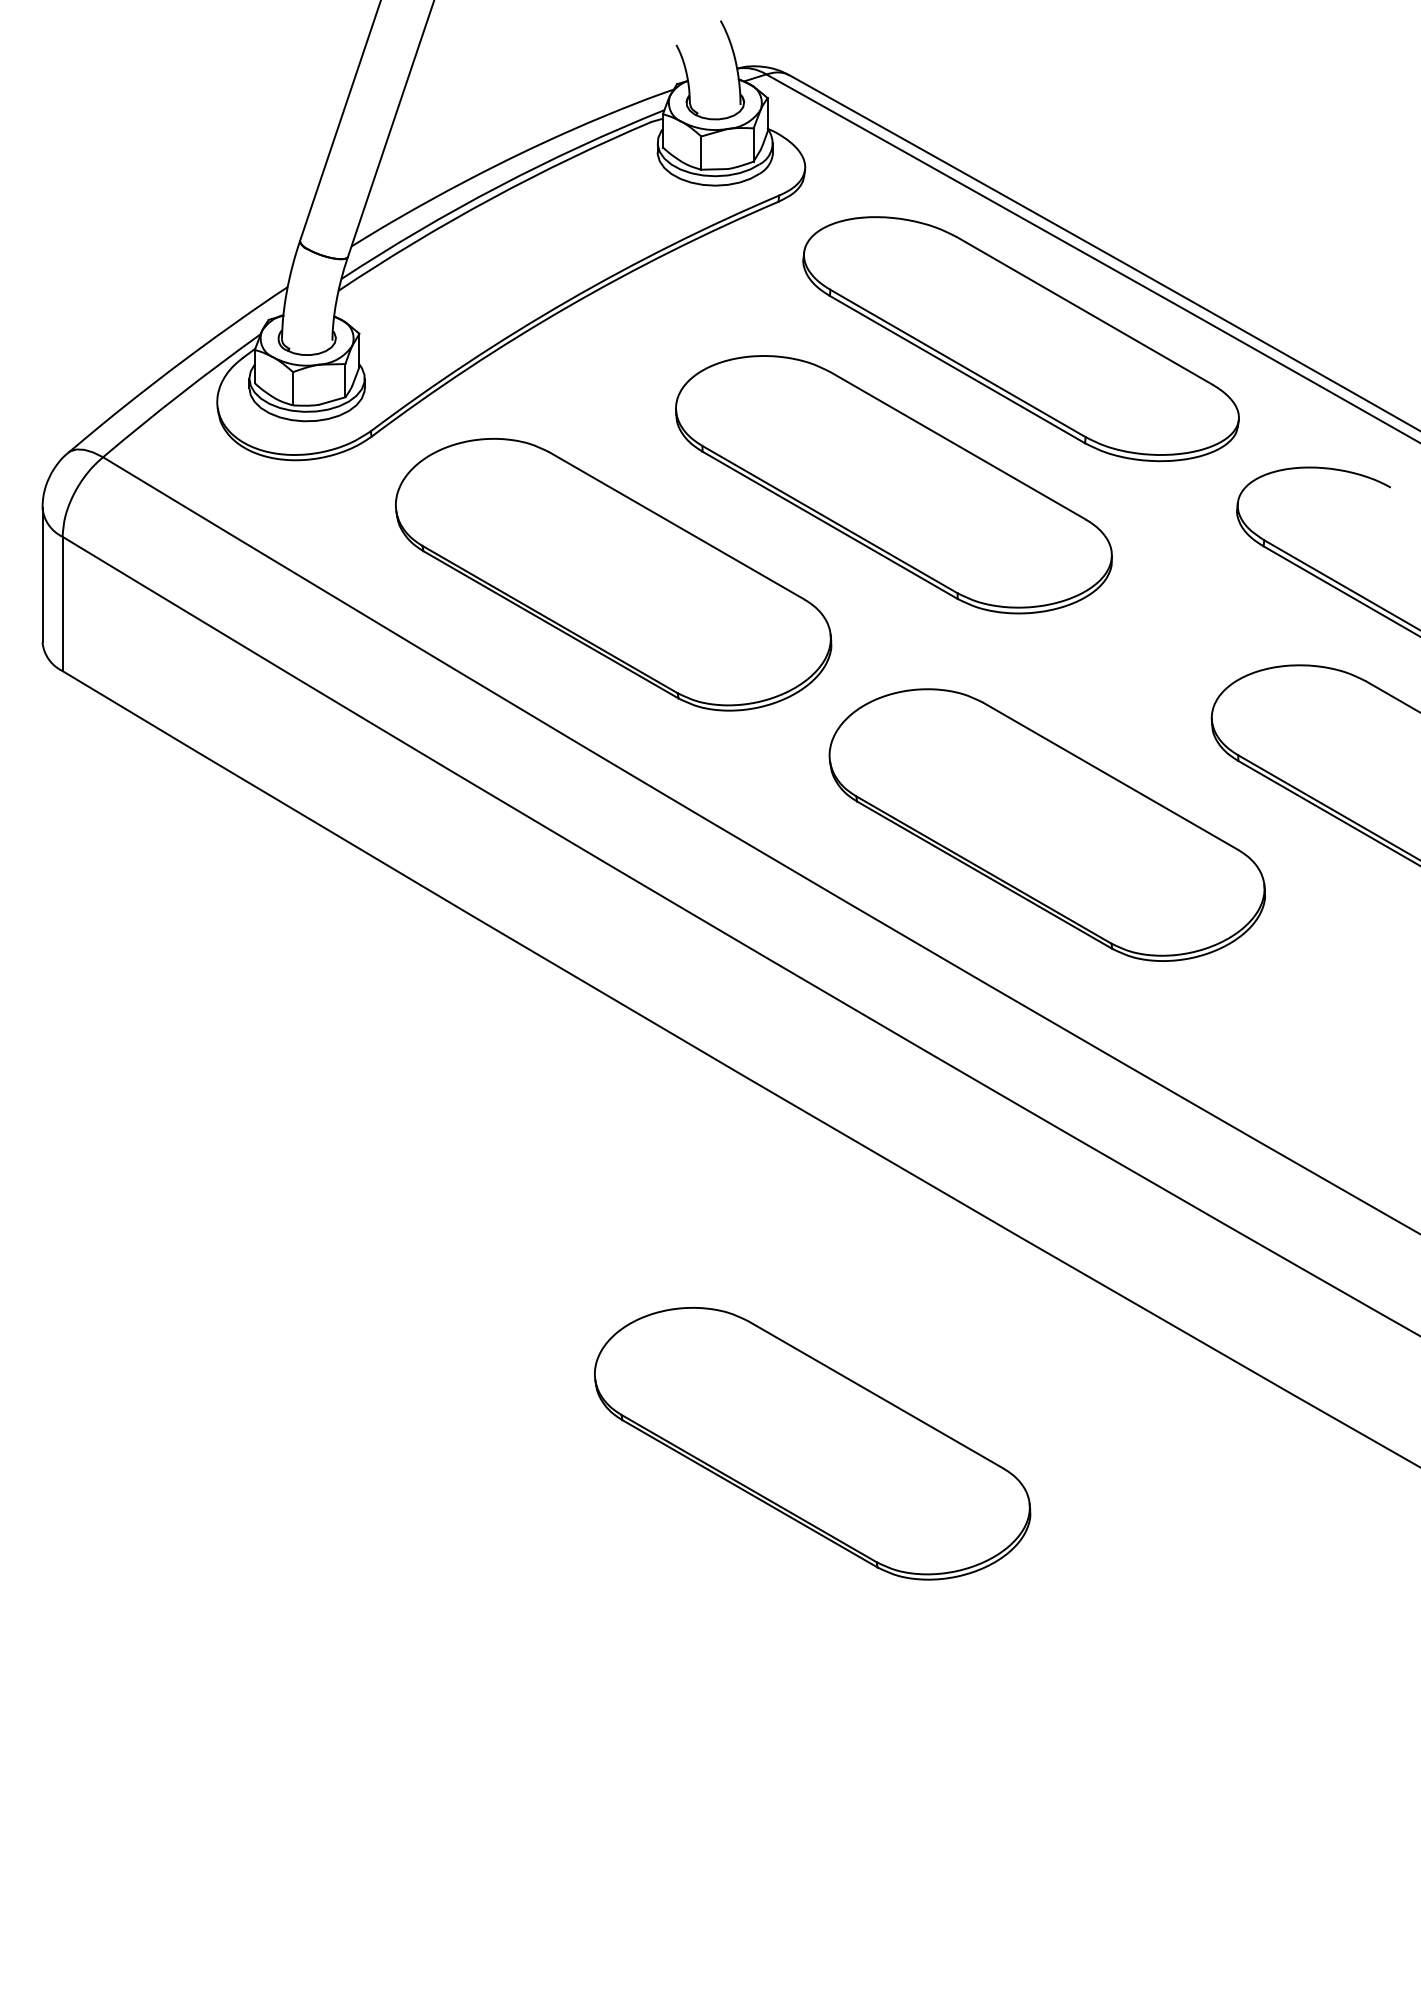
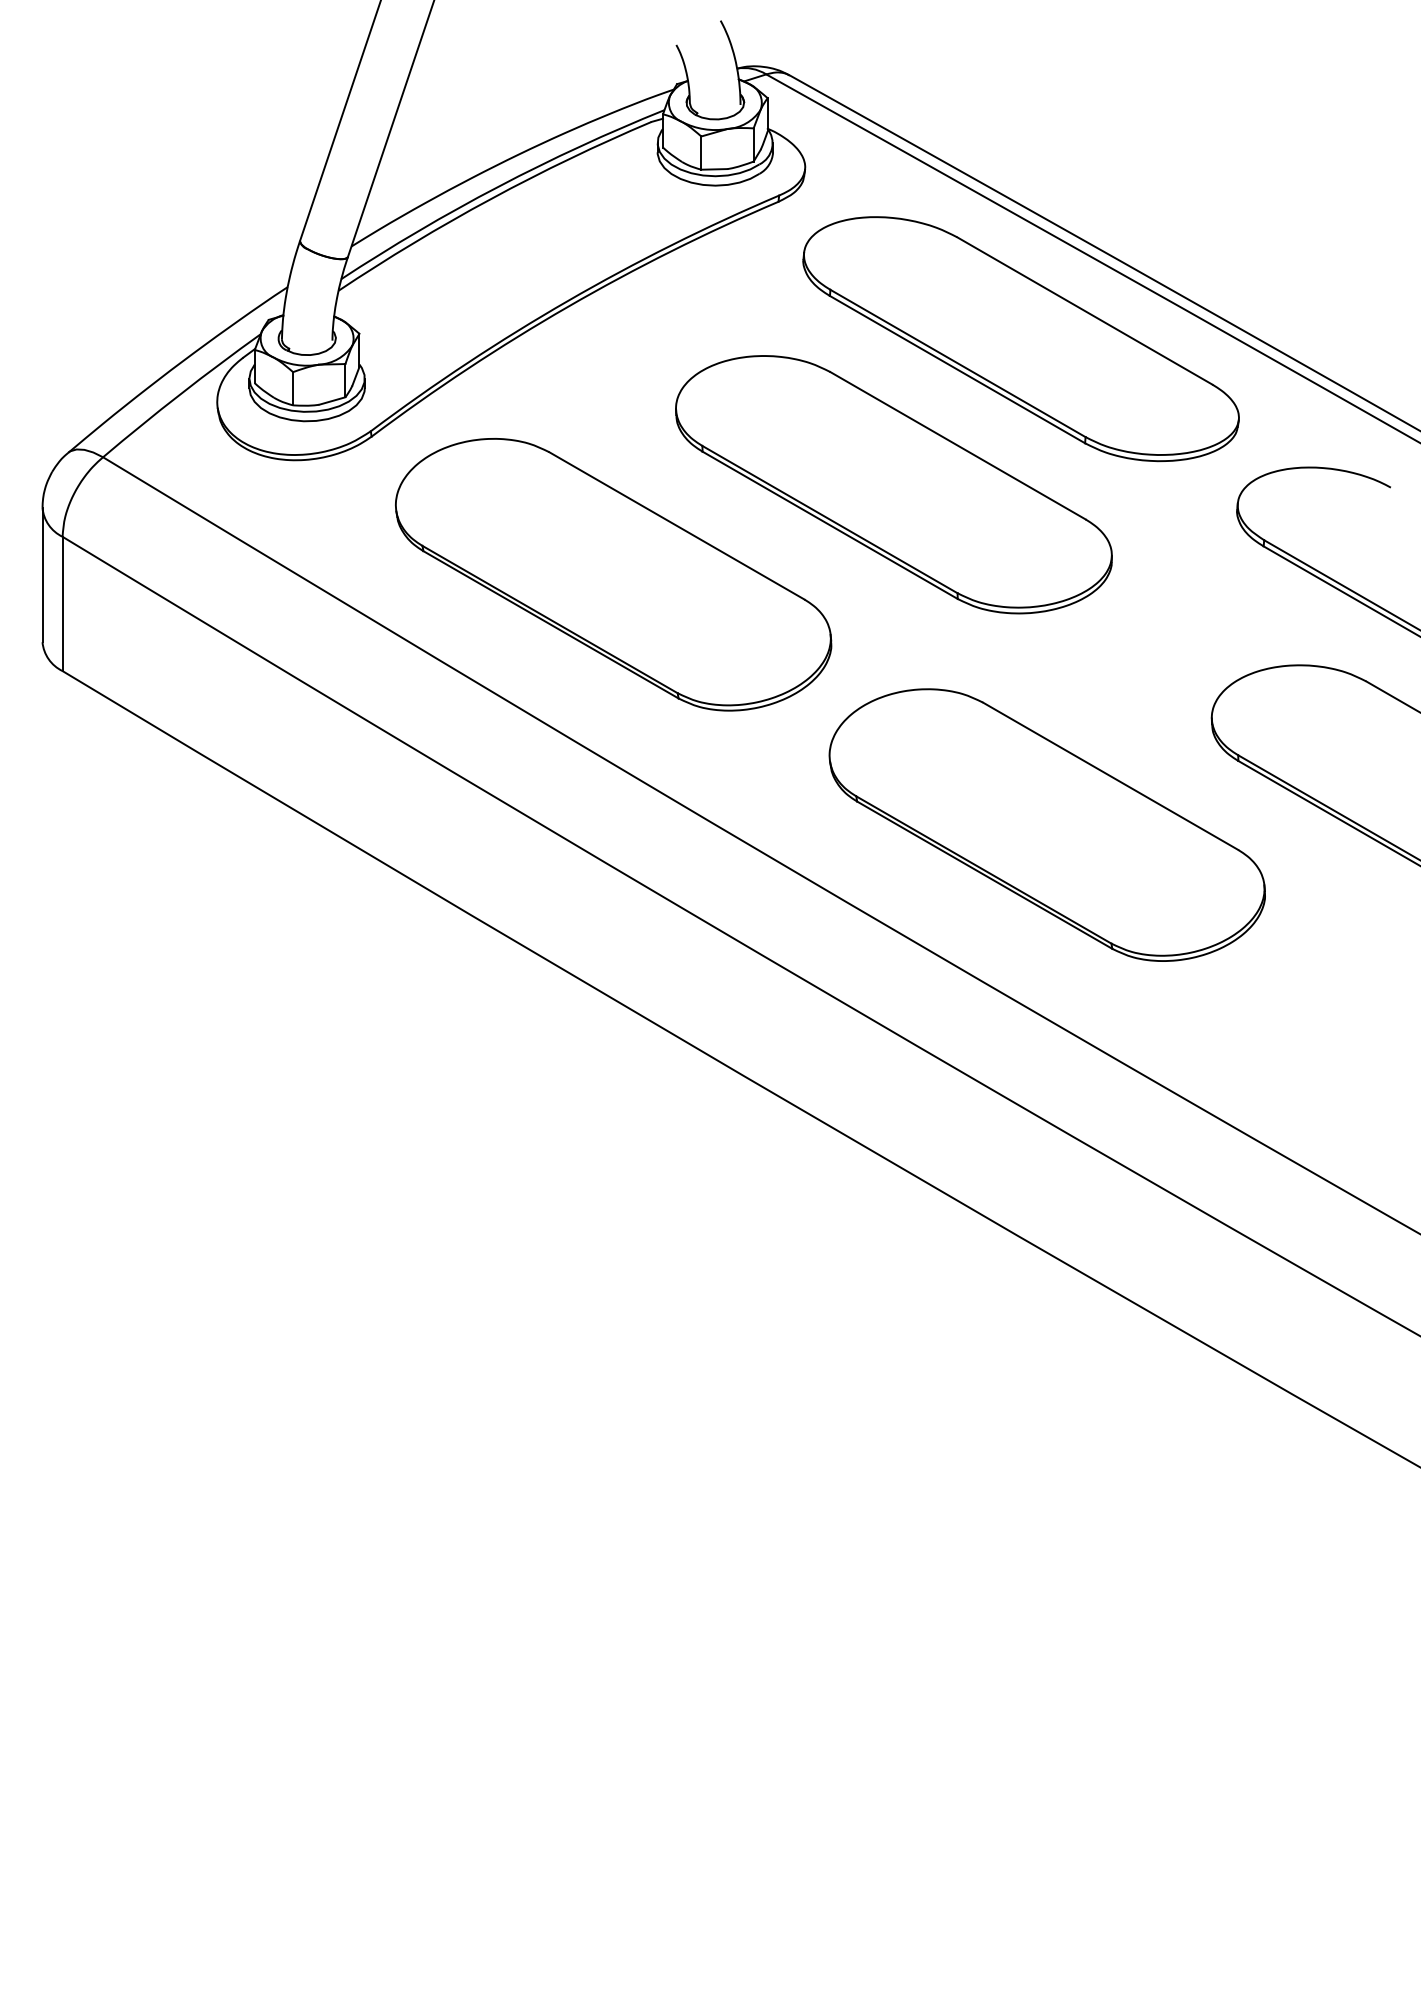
part: present -> none (812, 1443)
